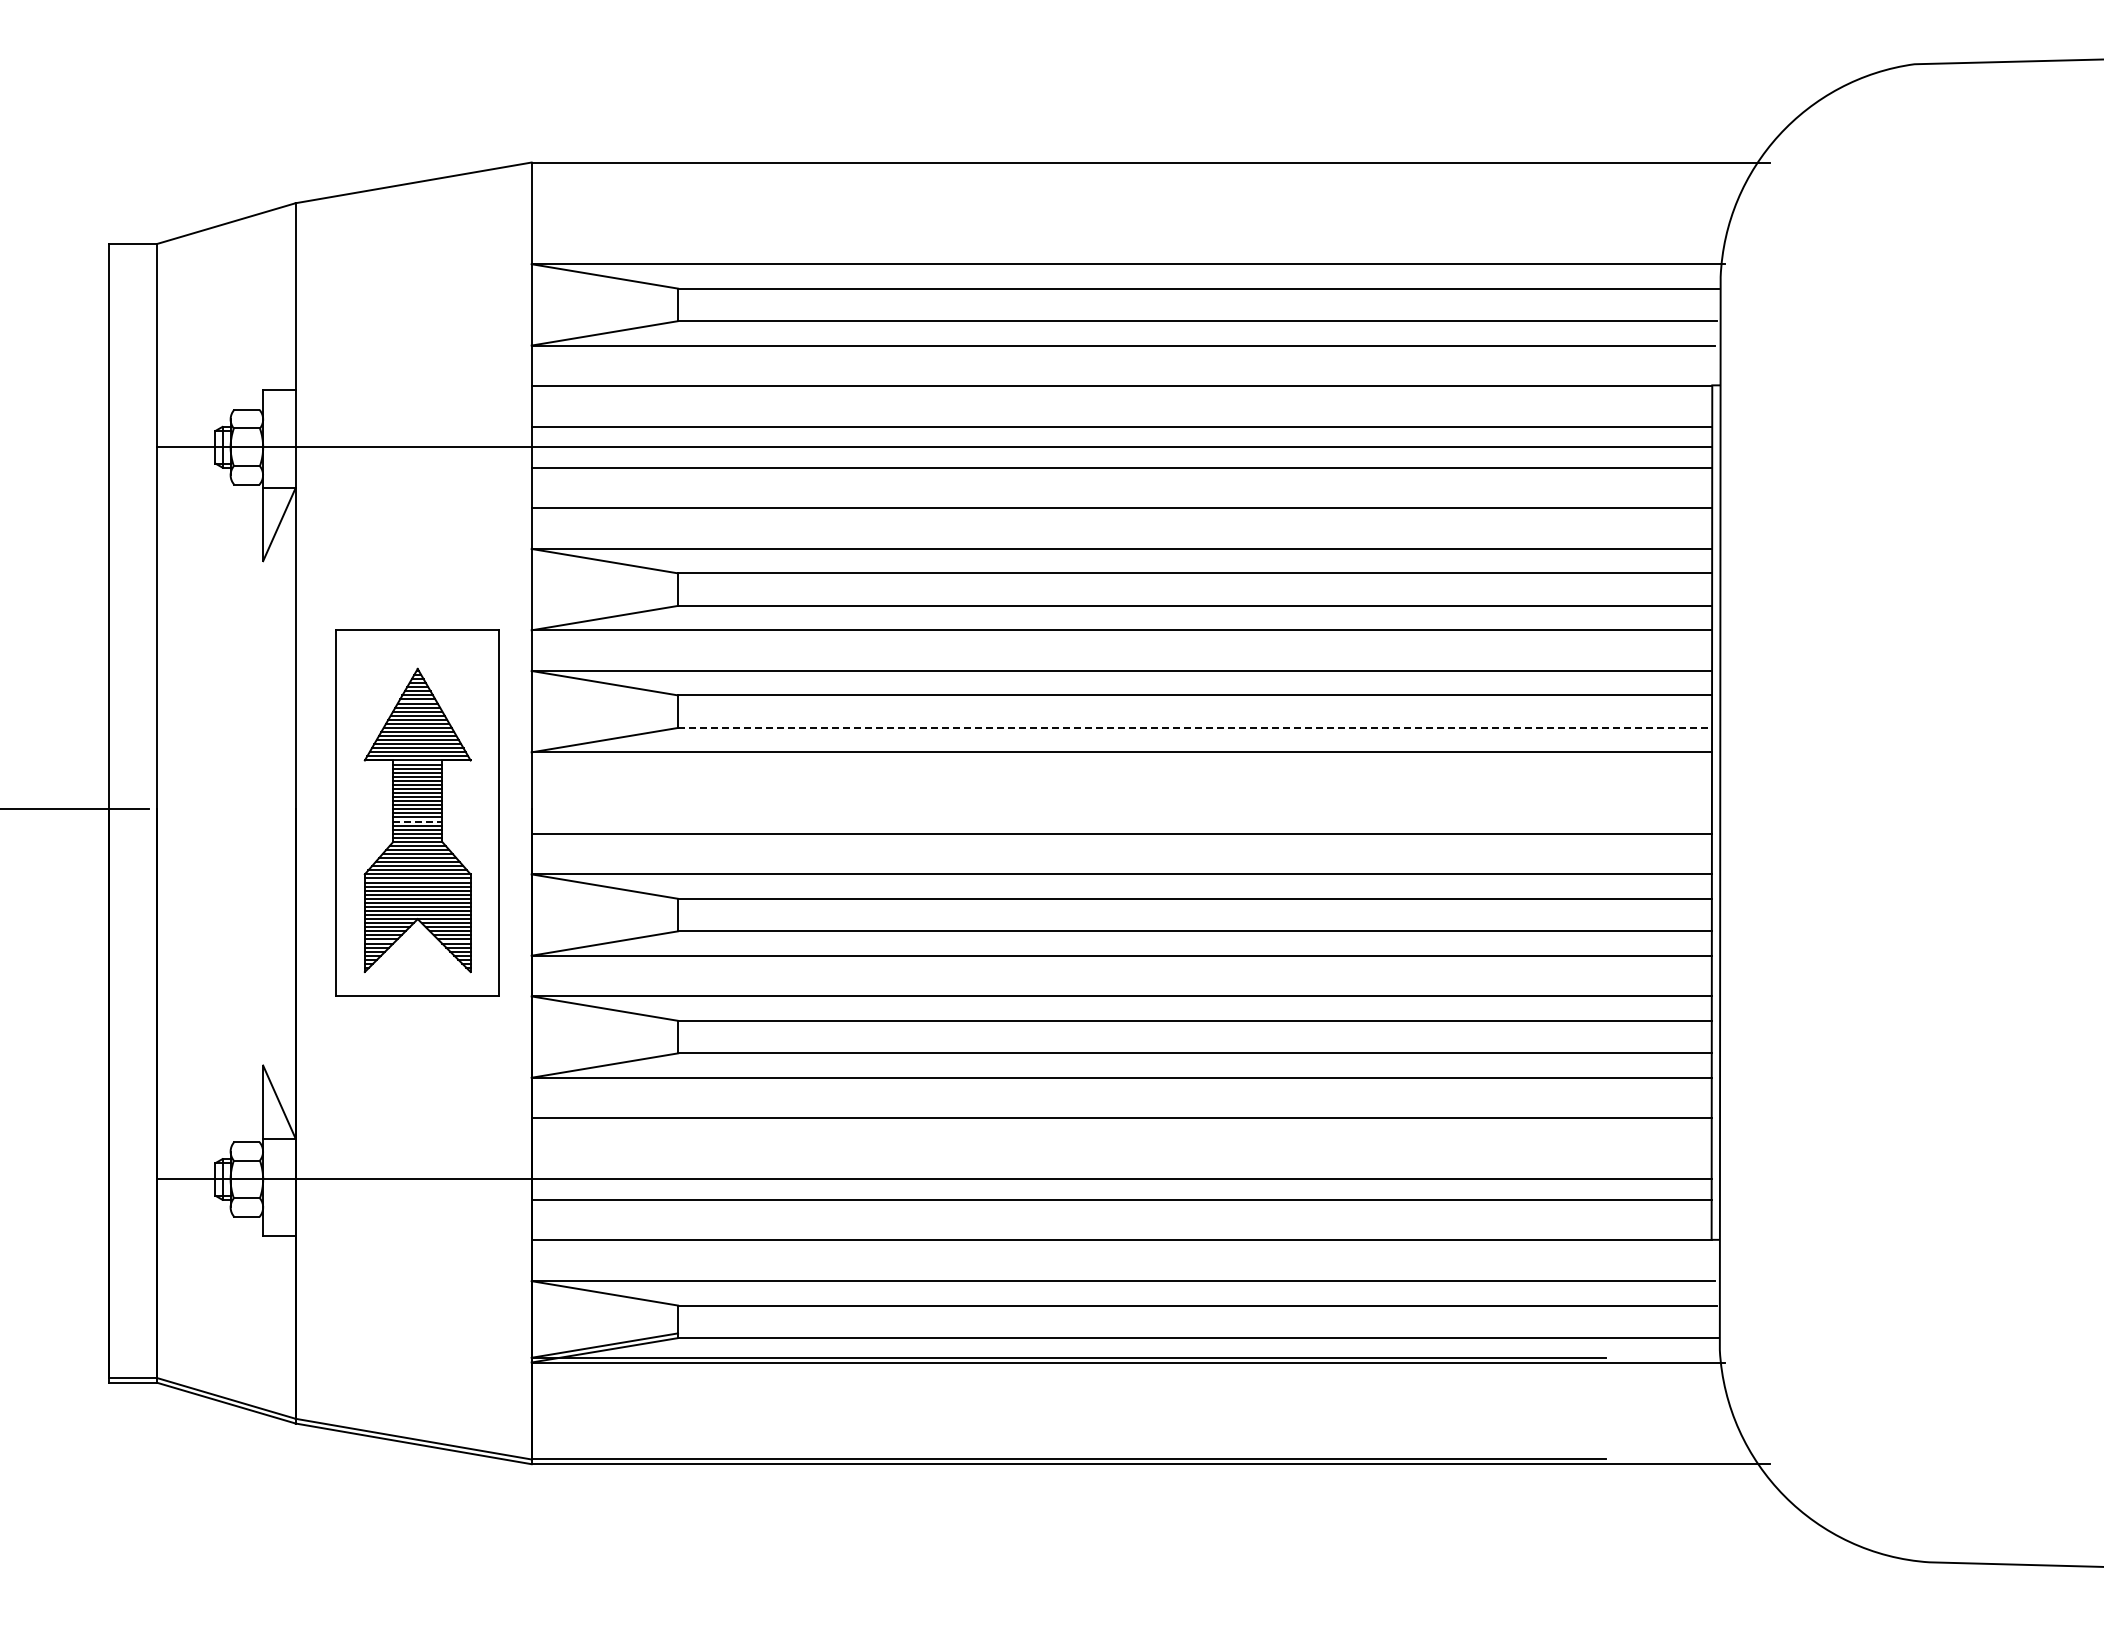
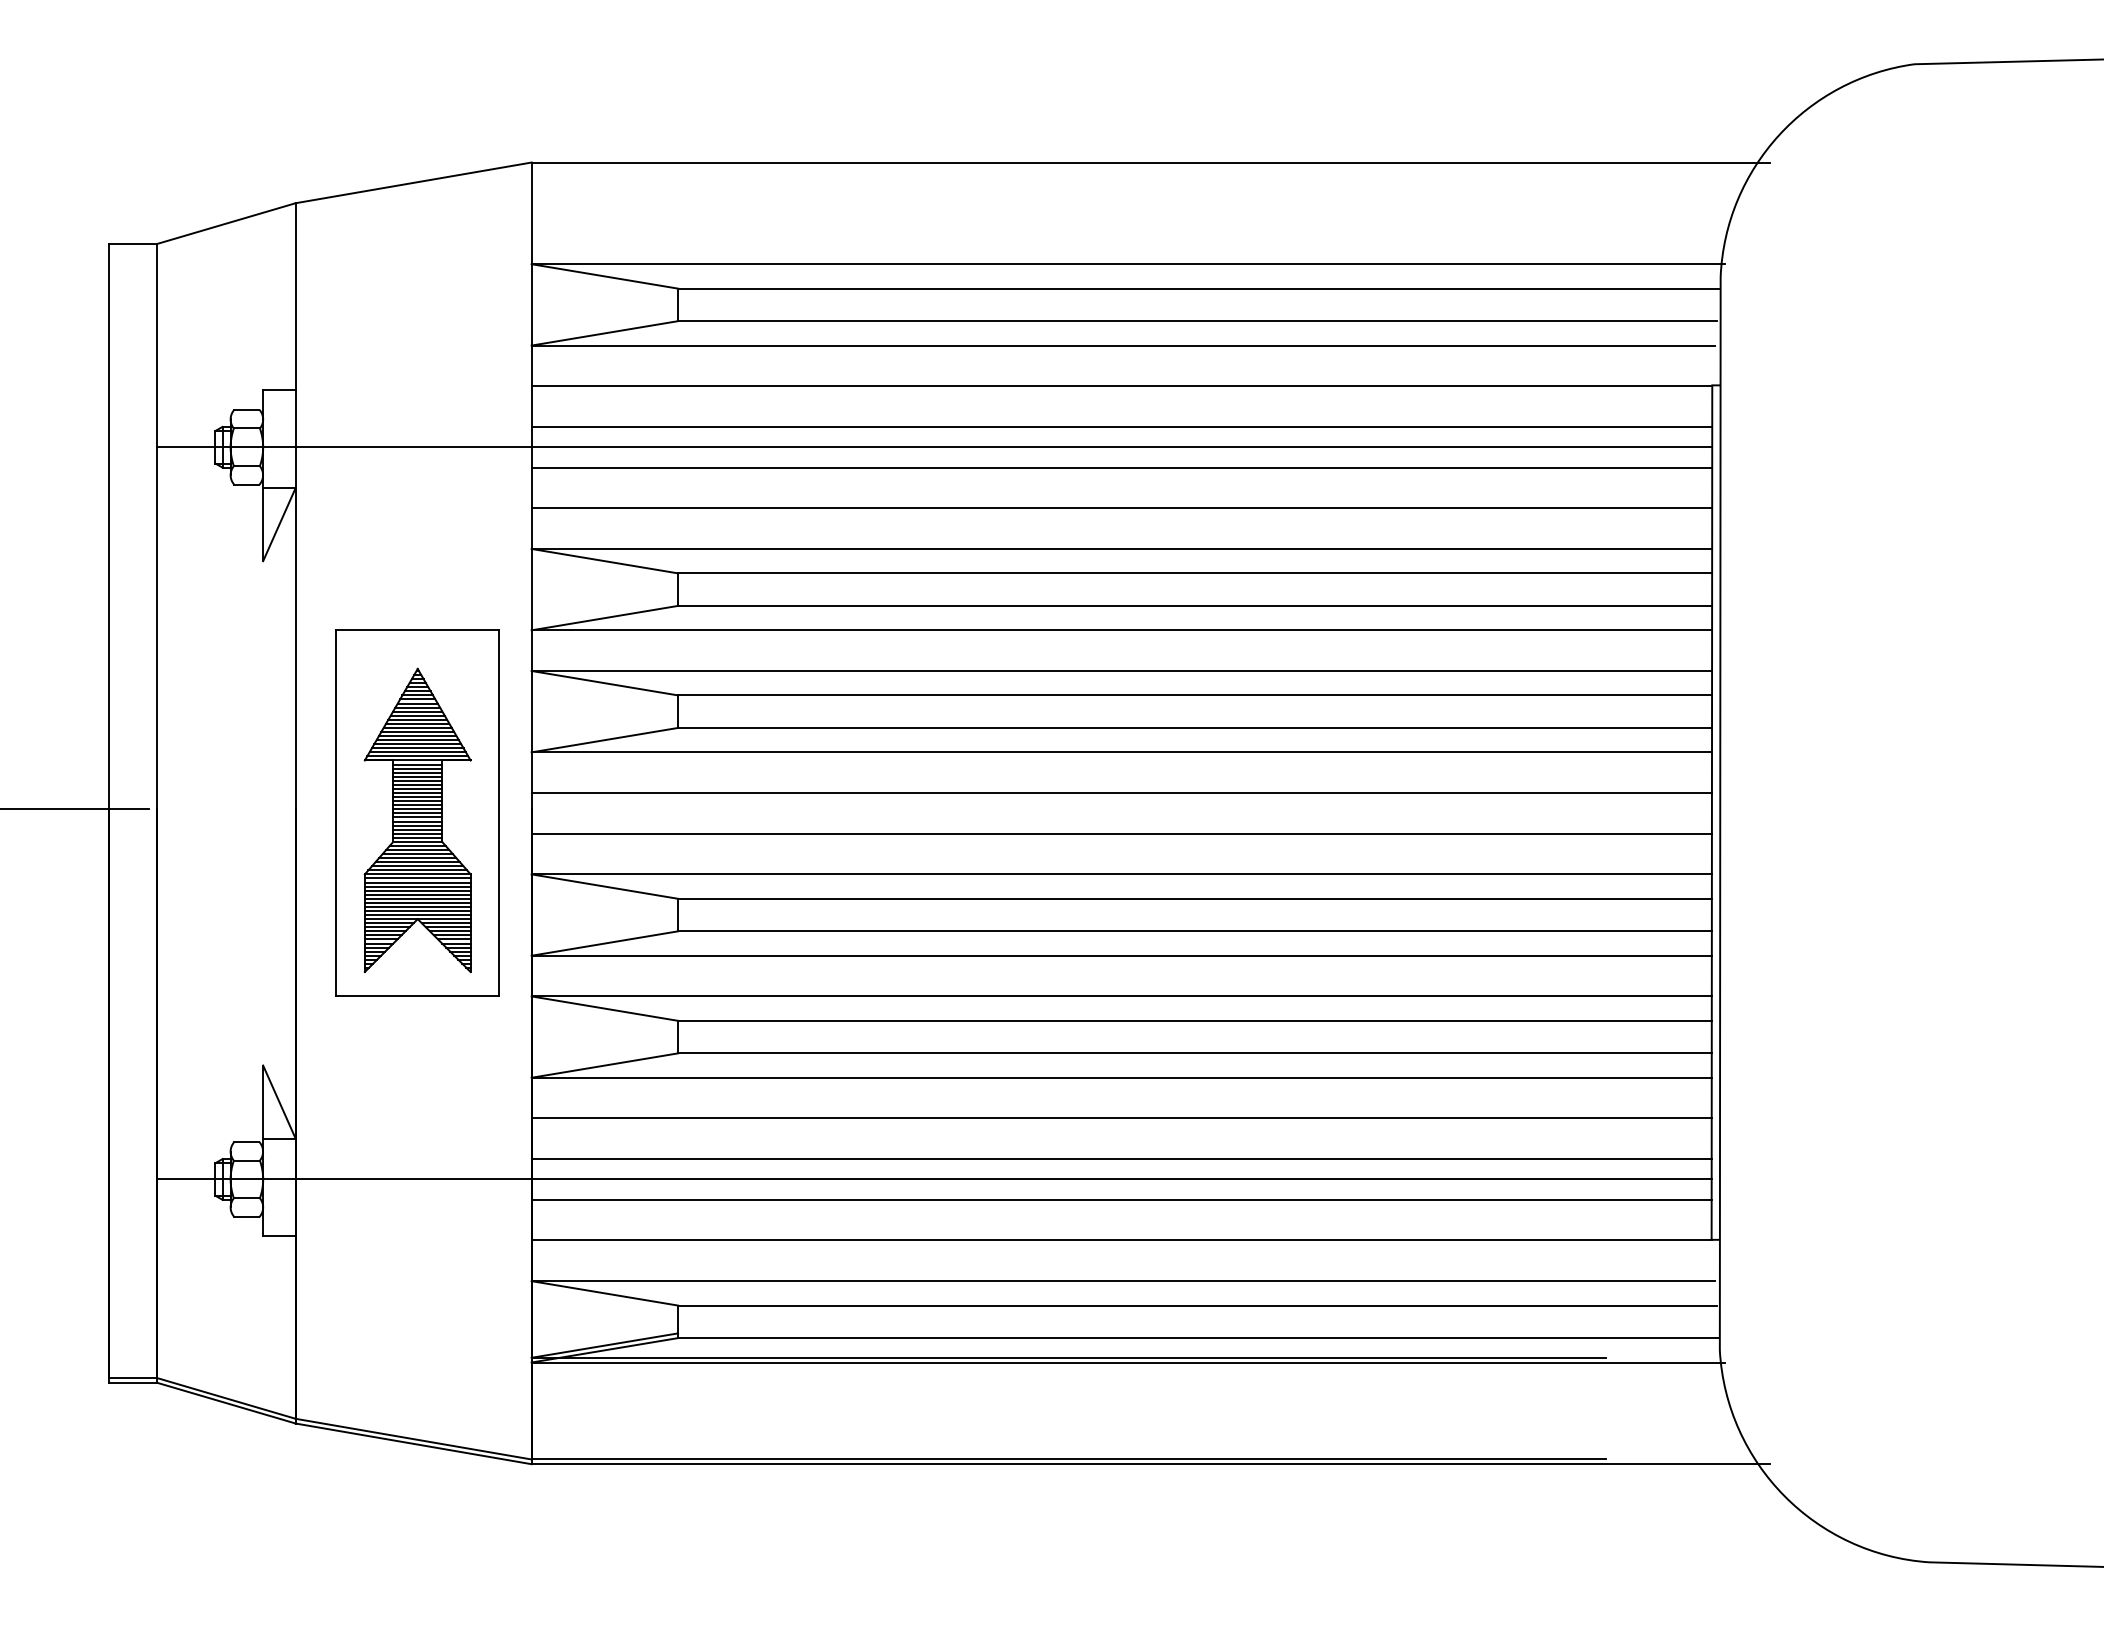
line: dashed -> solid (1194, 727)
line: none -> present (1121, 793)
line: dashed -> solid (418, 821)
line: none -> present (1121, 1159)
